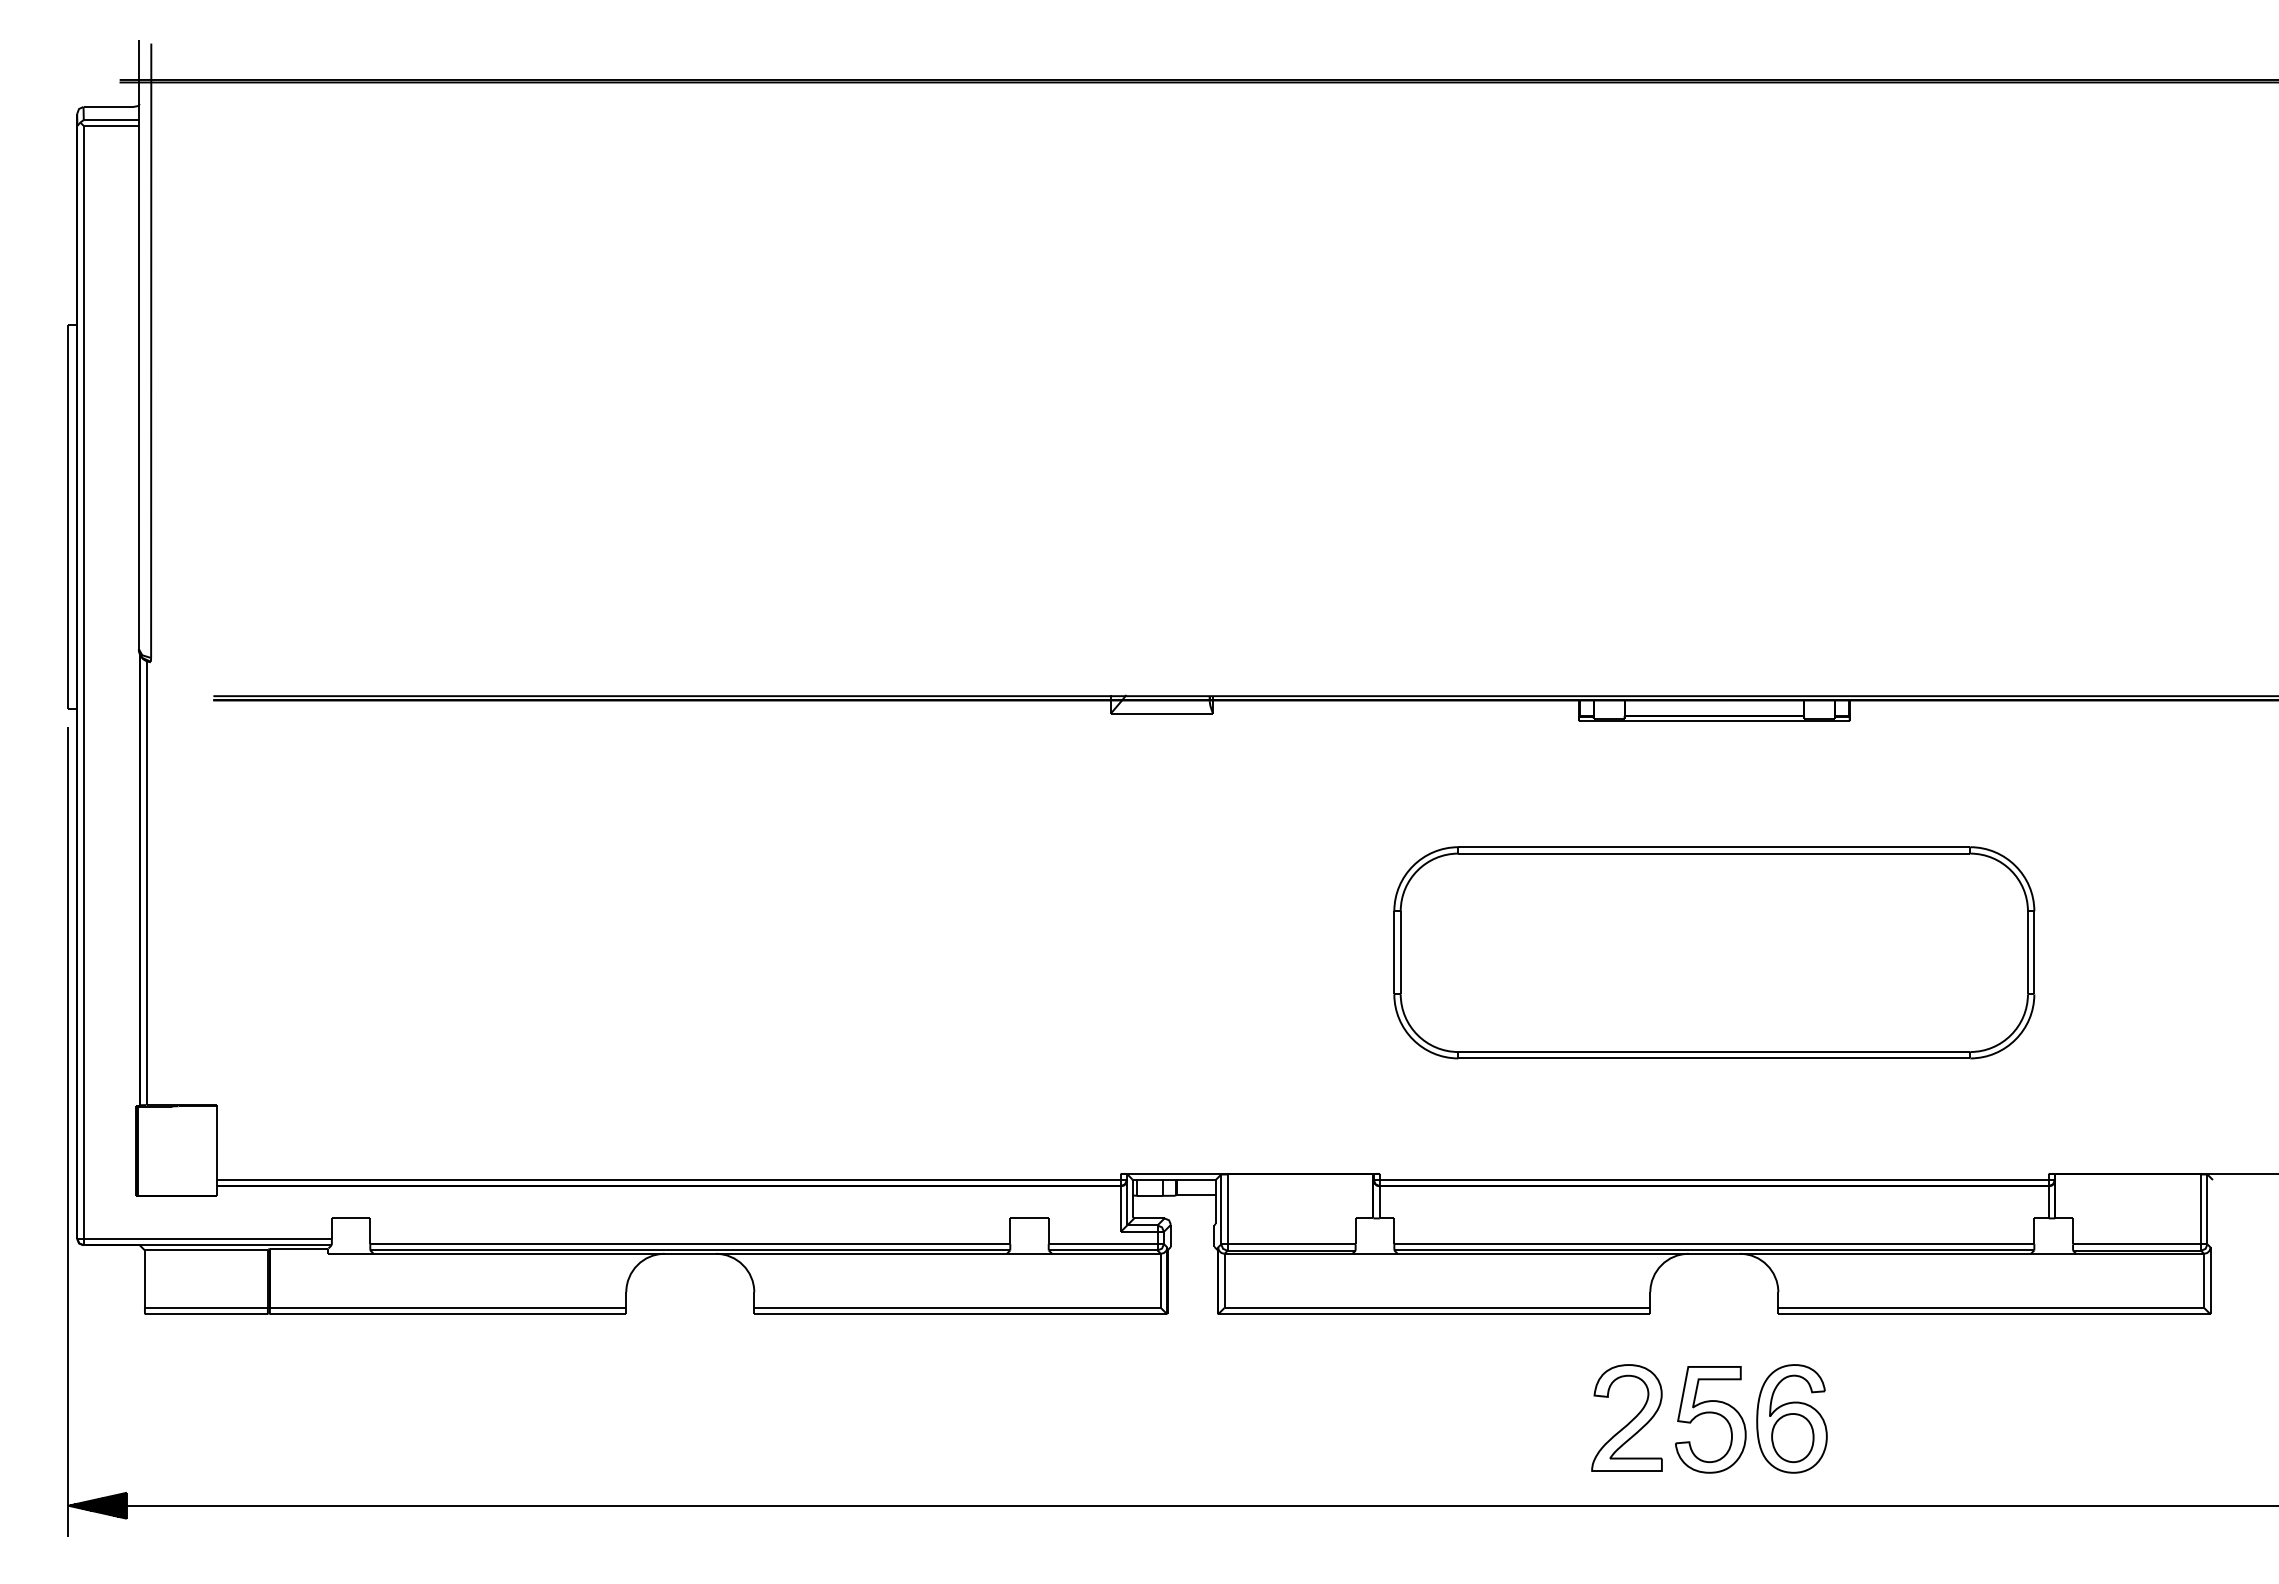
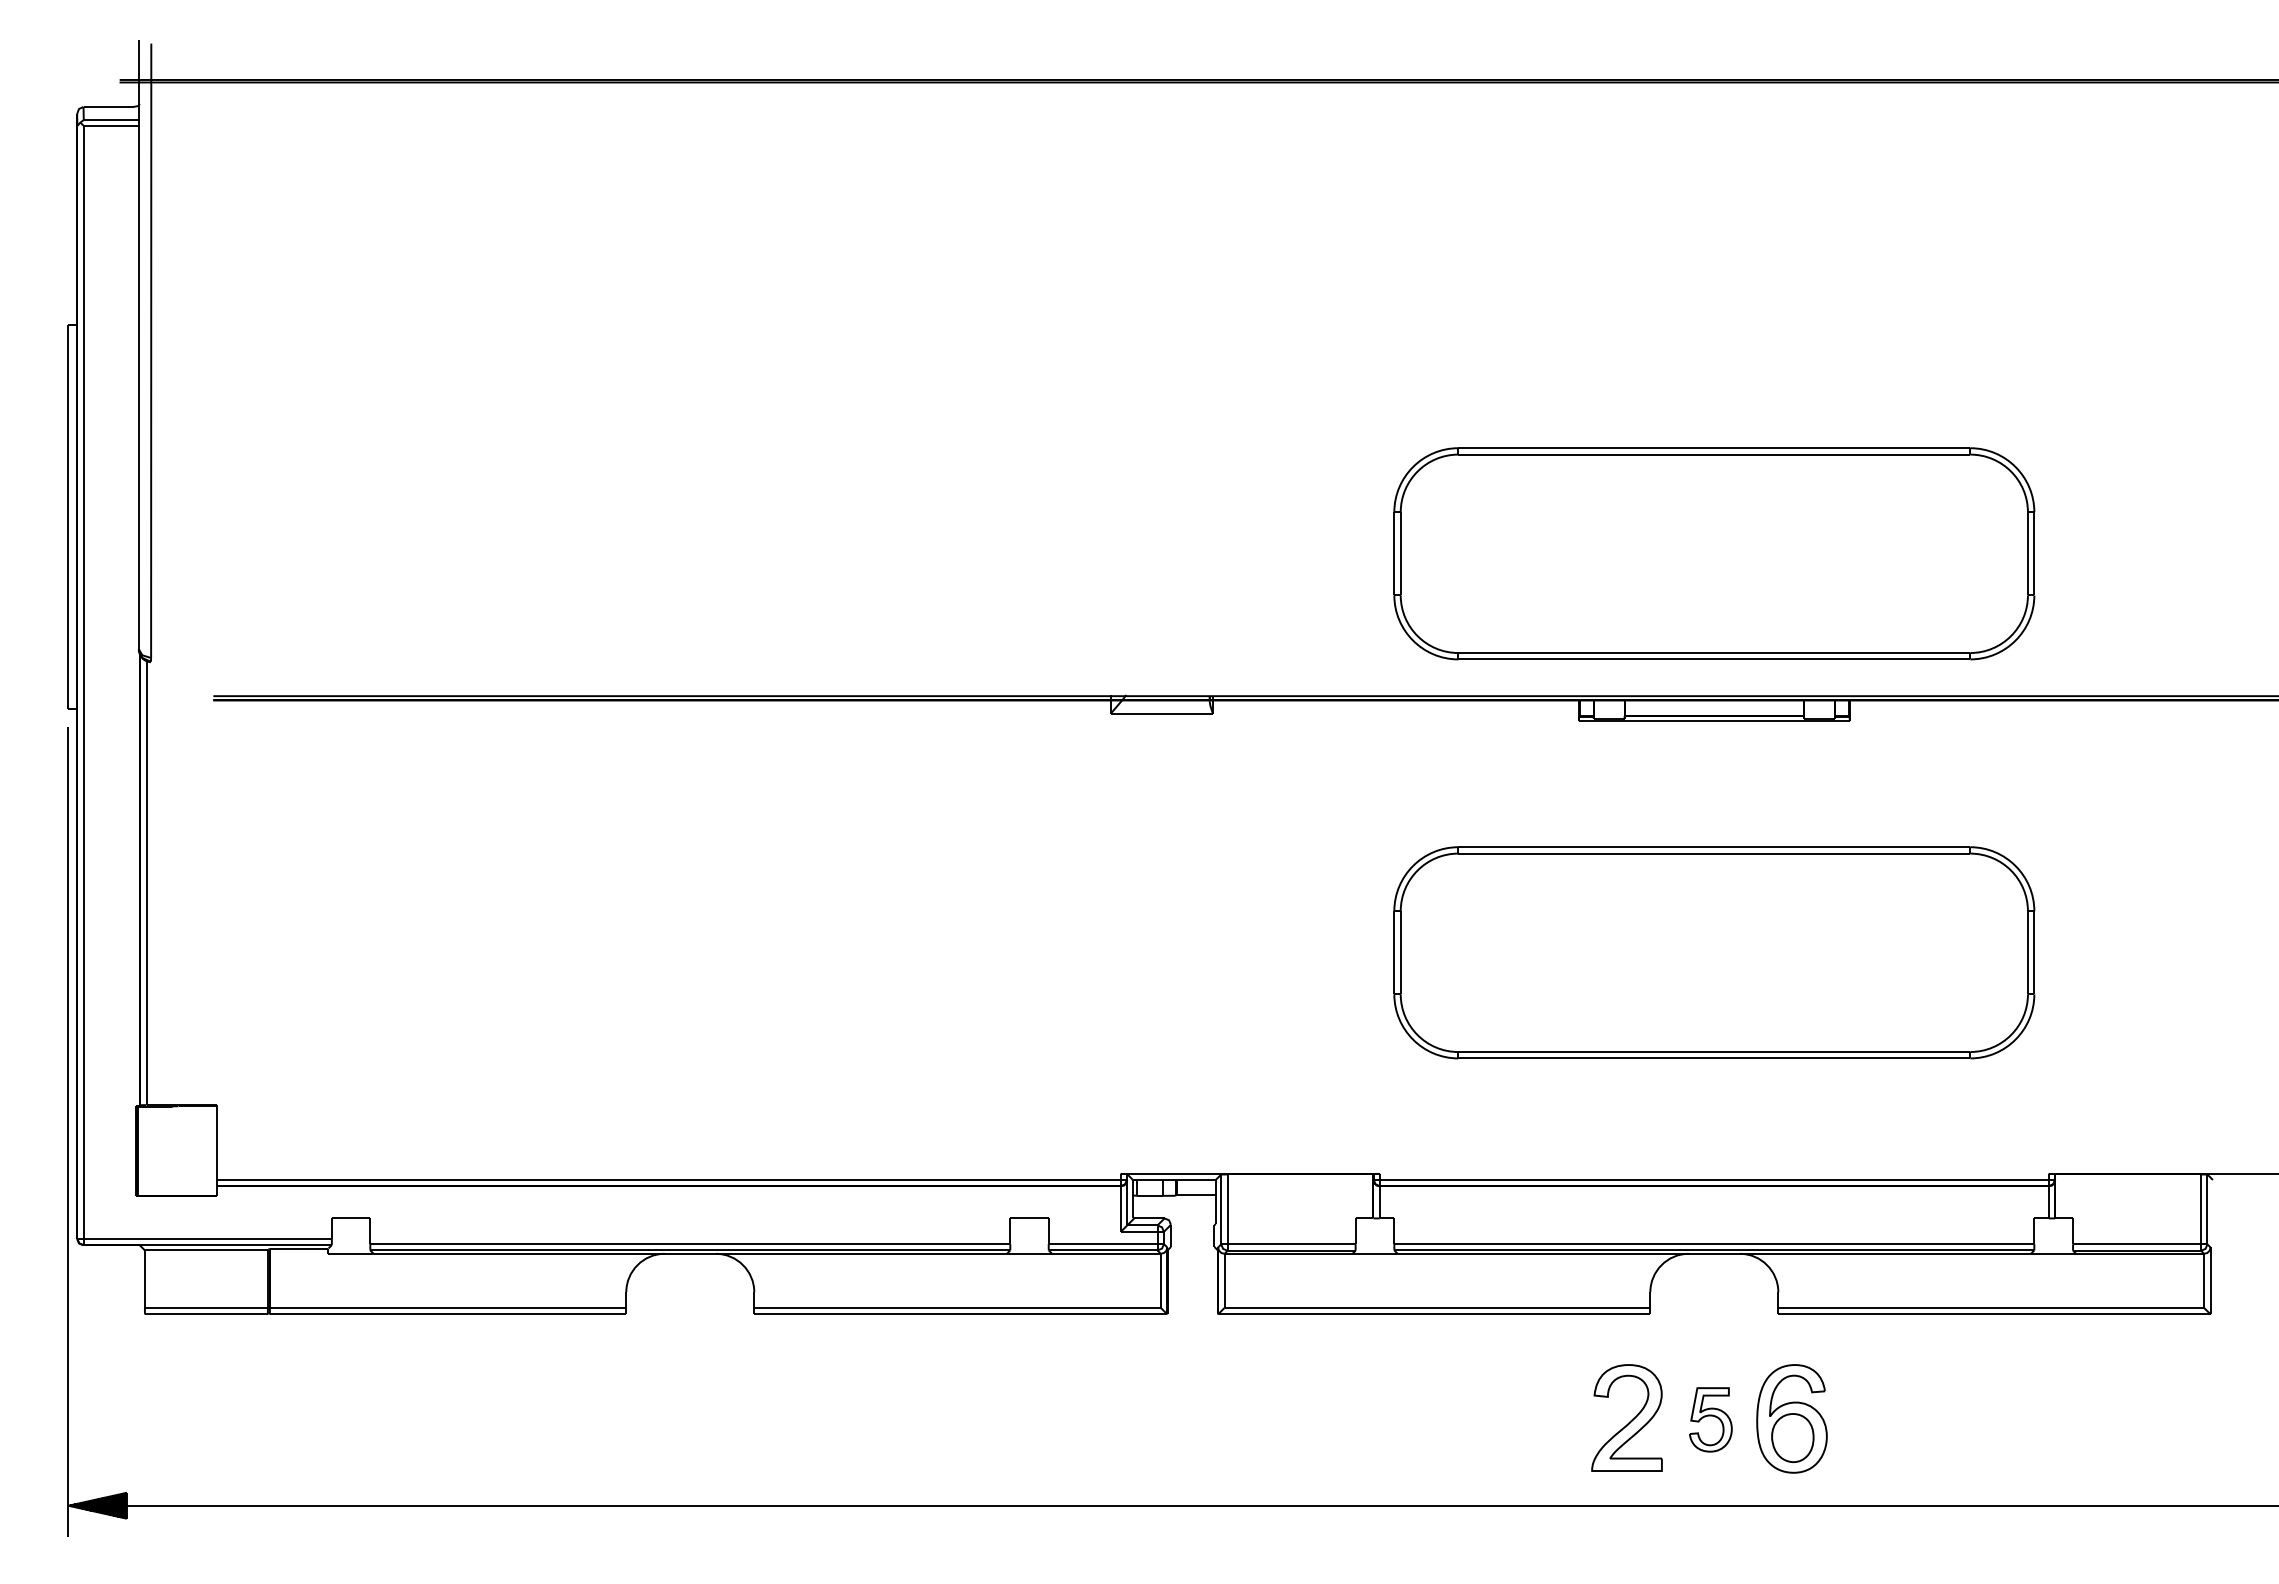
part: none -> present (1714, 553)
part size: 72x108 px -> 44x66 px (1710, 1419)
